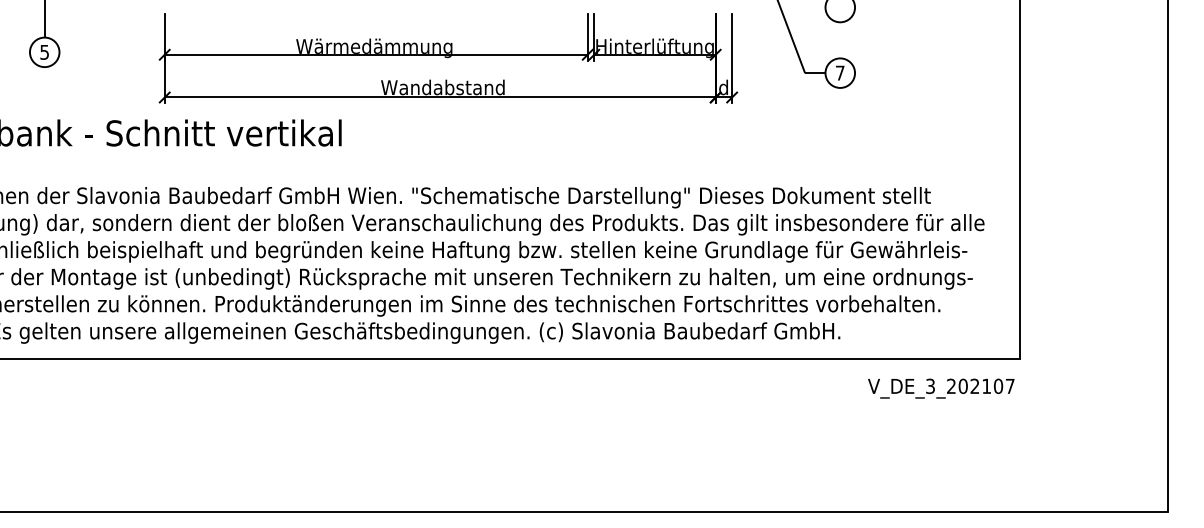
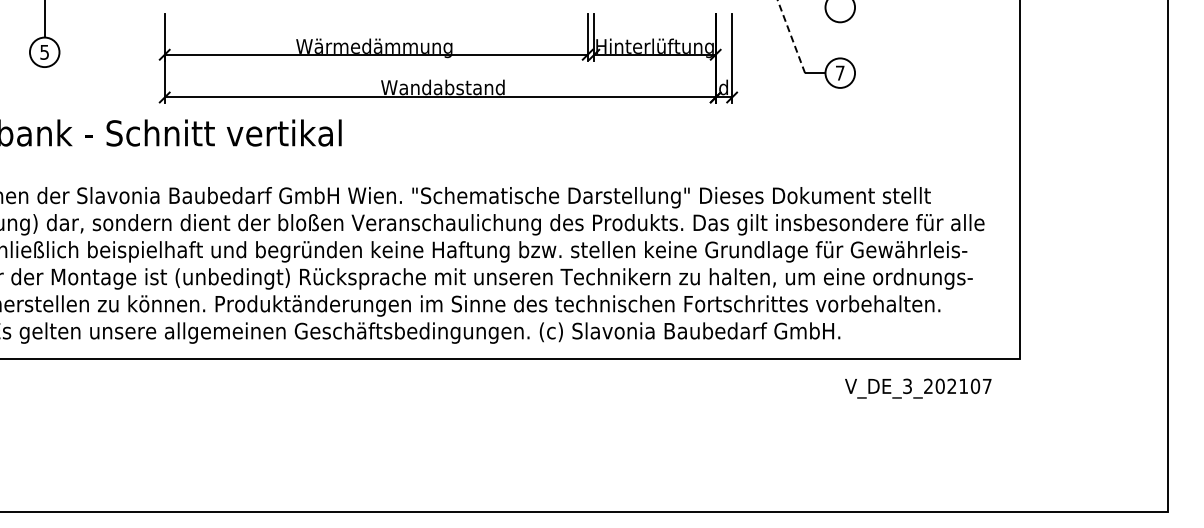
line: solid -> dashed (791, 36)
text position: (941, 388) -> (918, 388) (918, 388)
